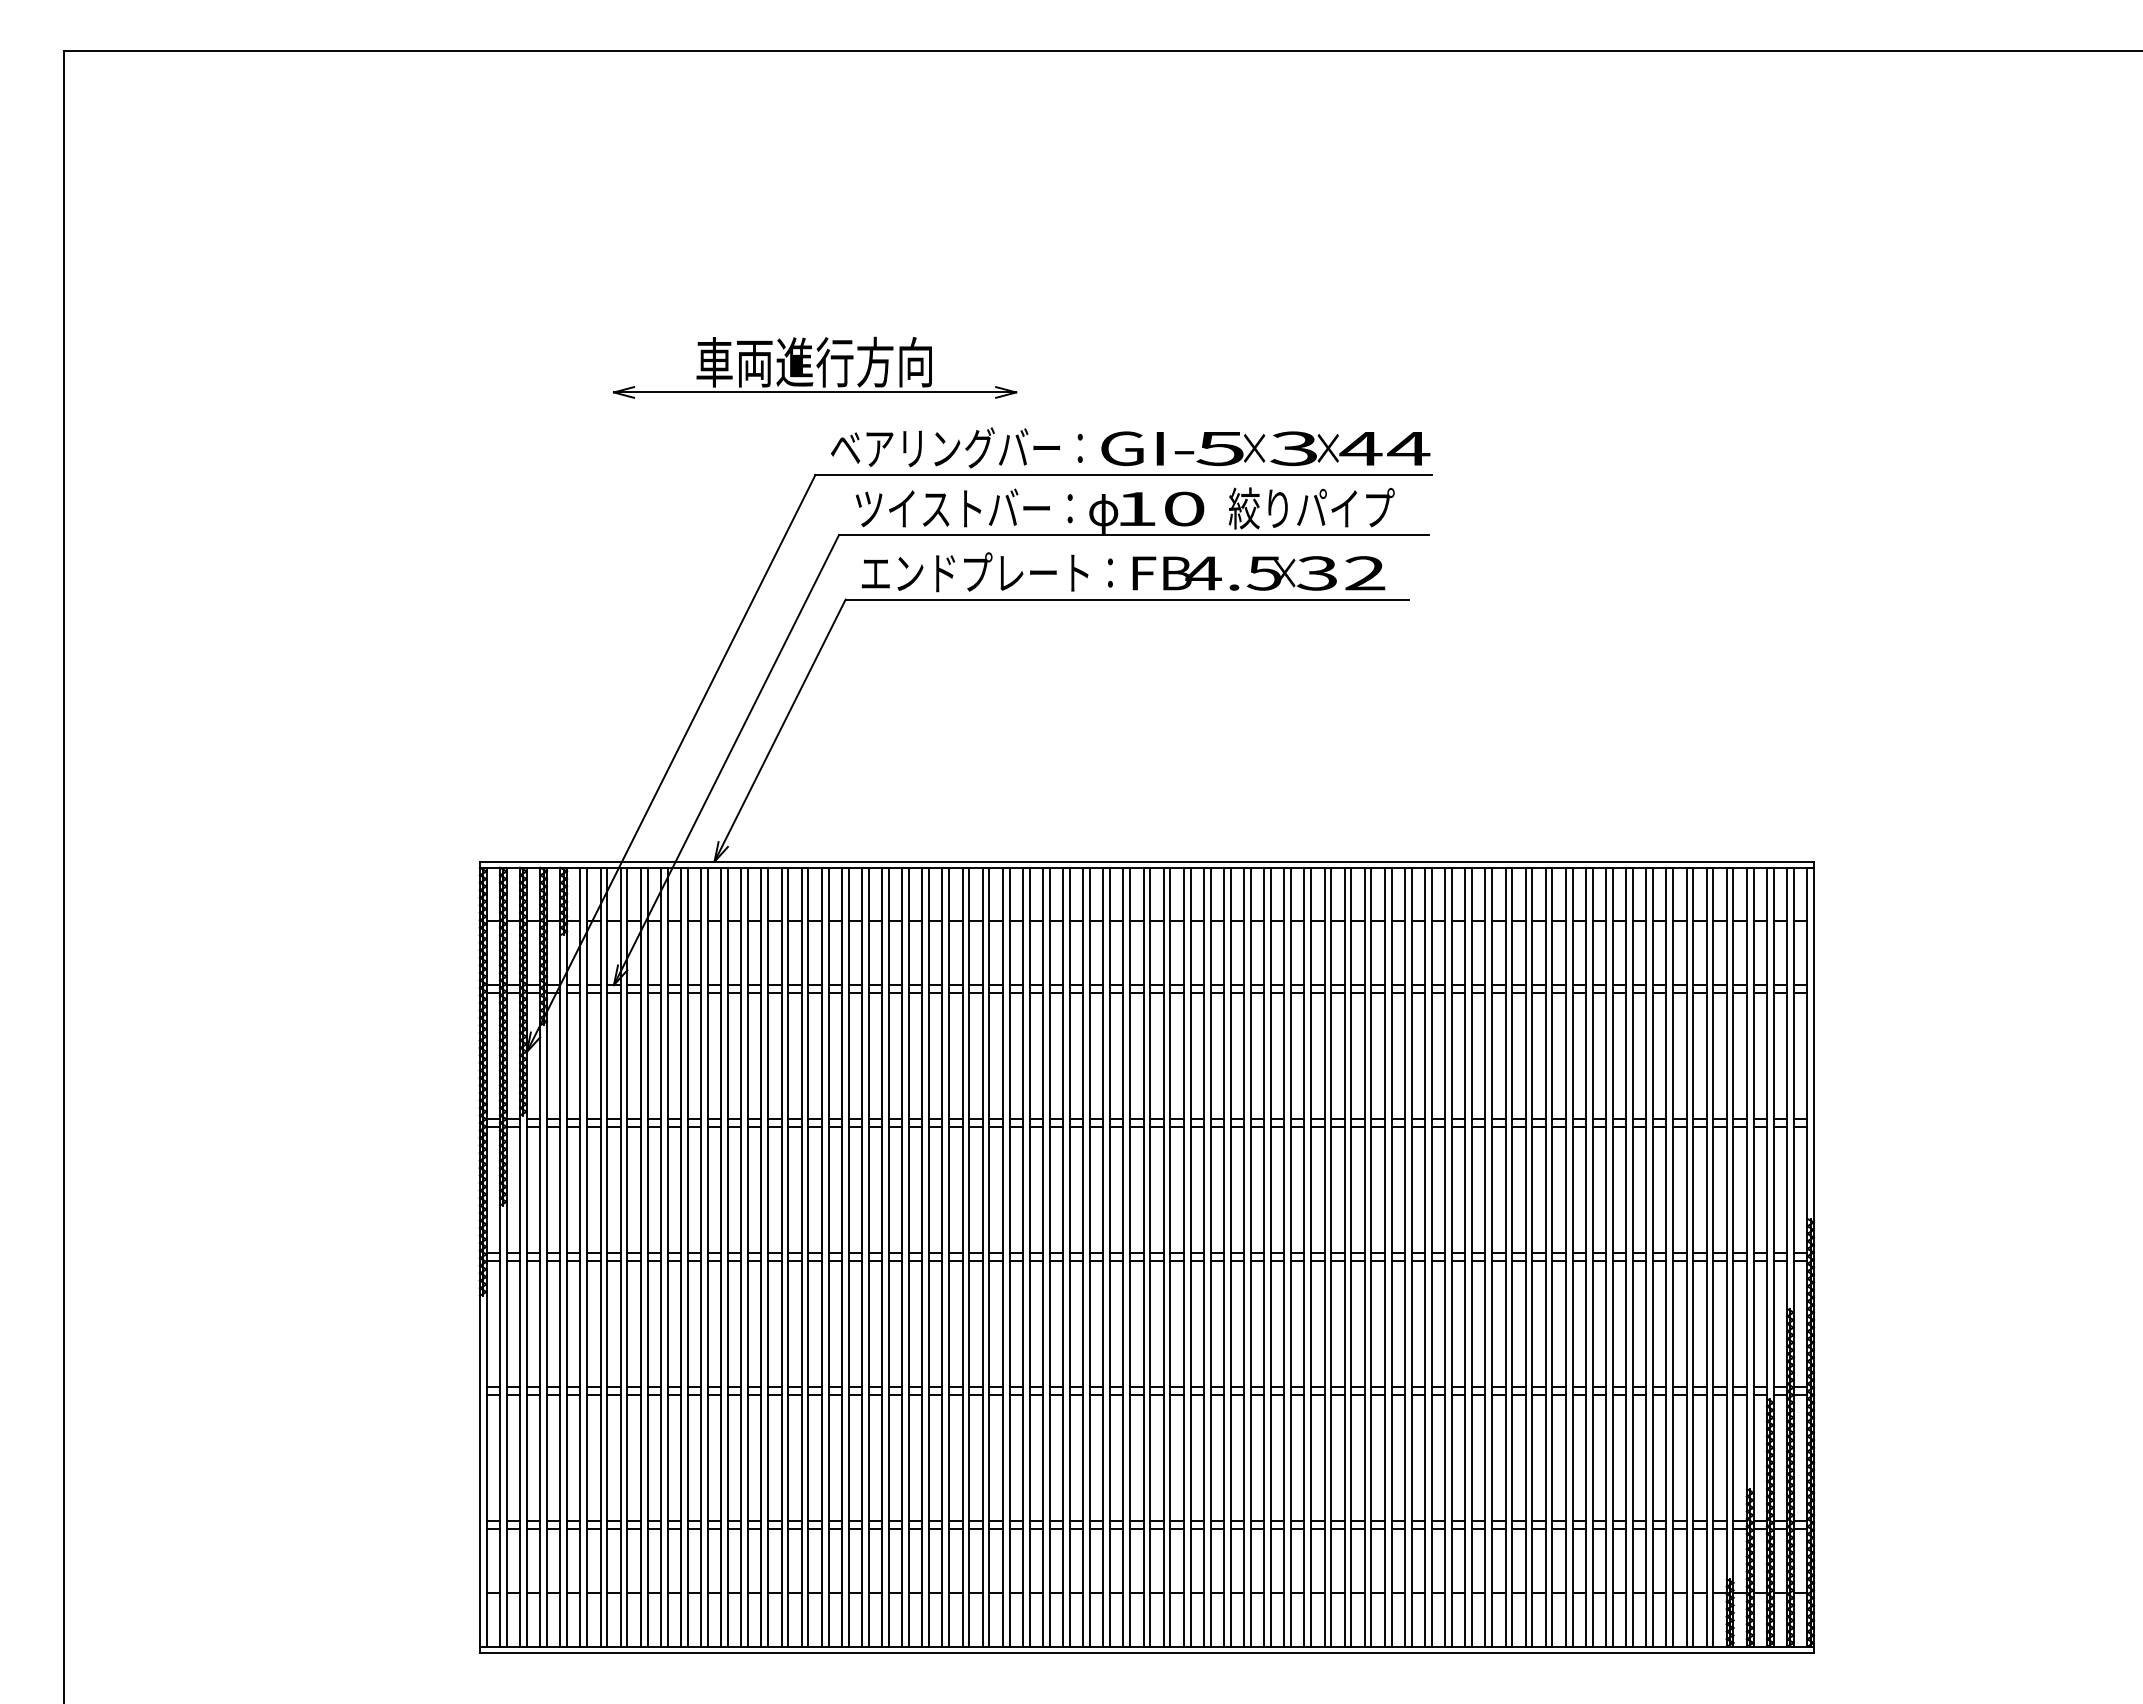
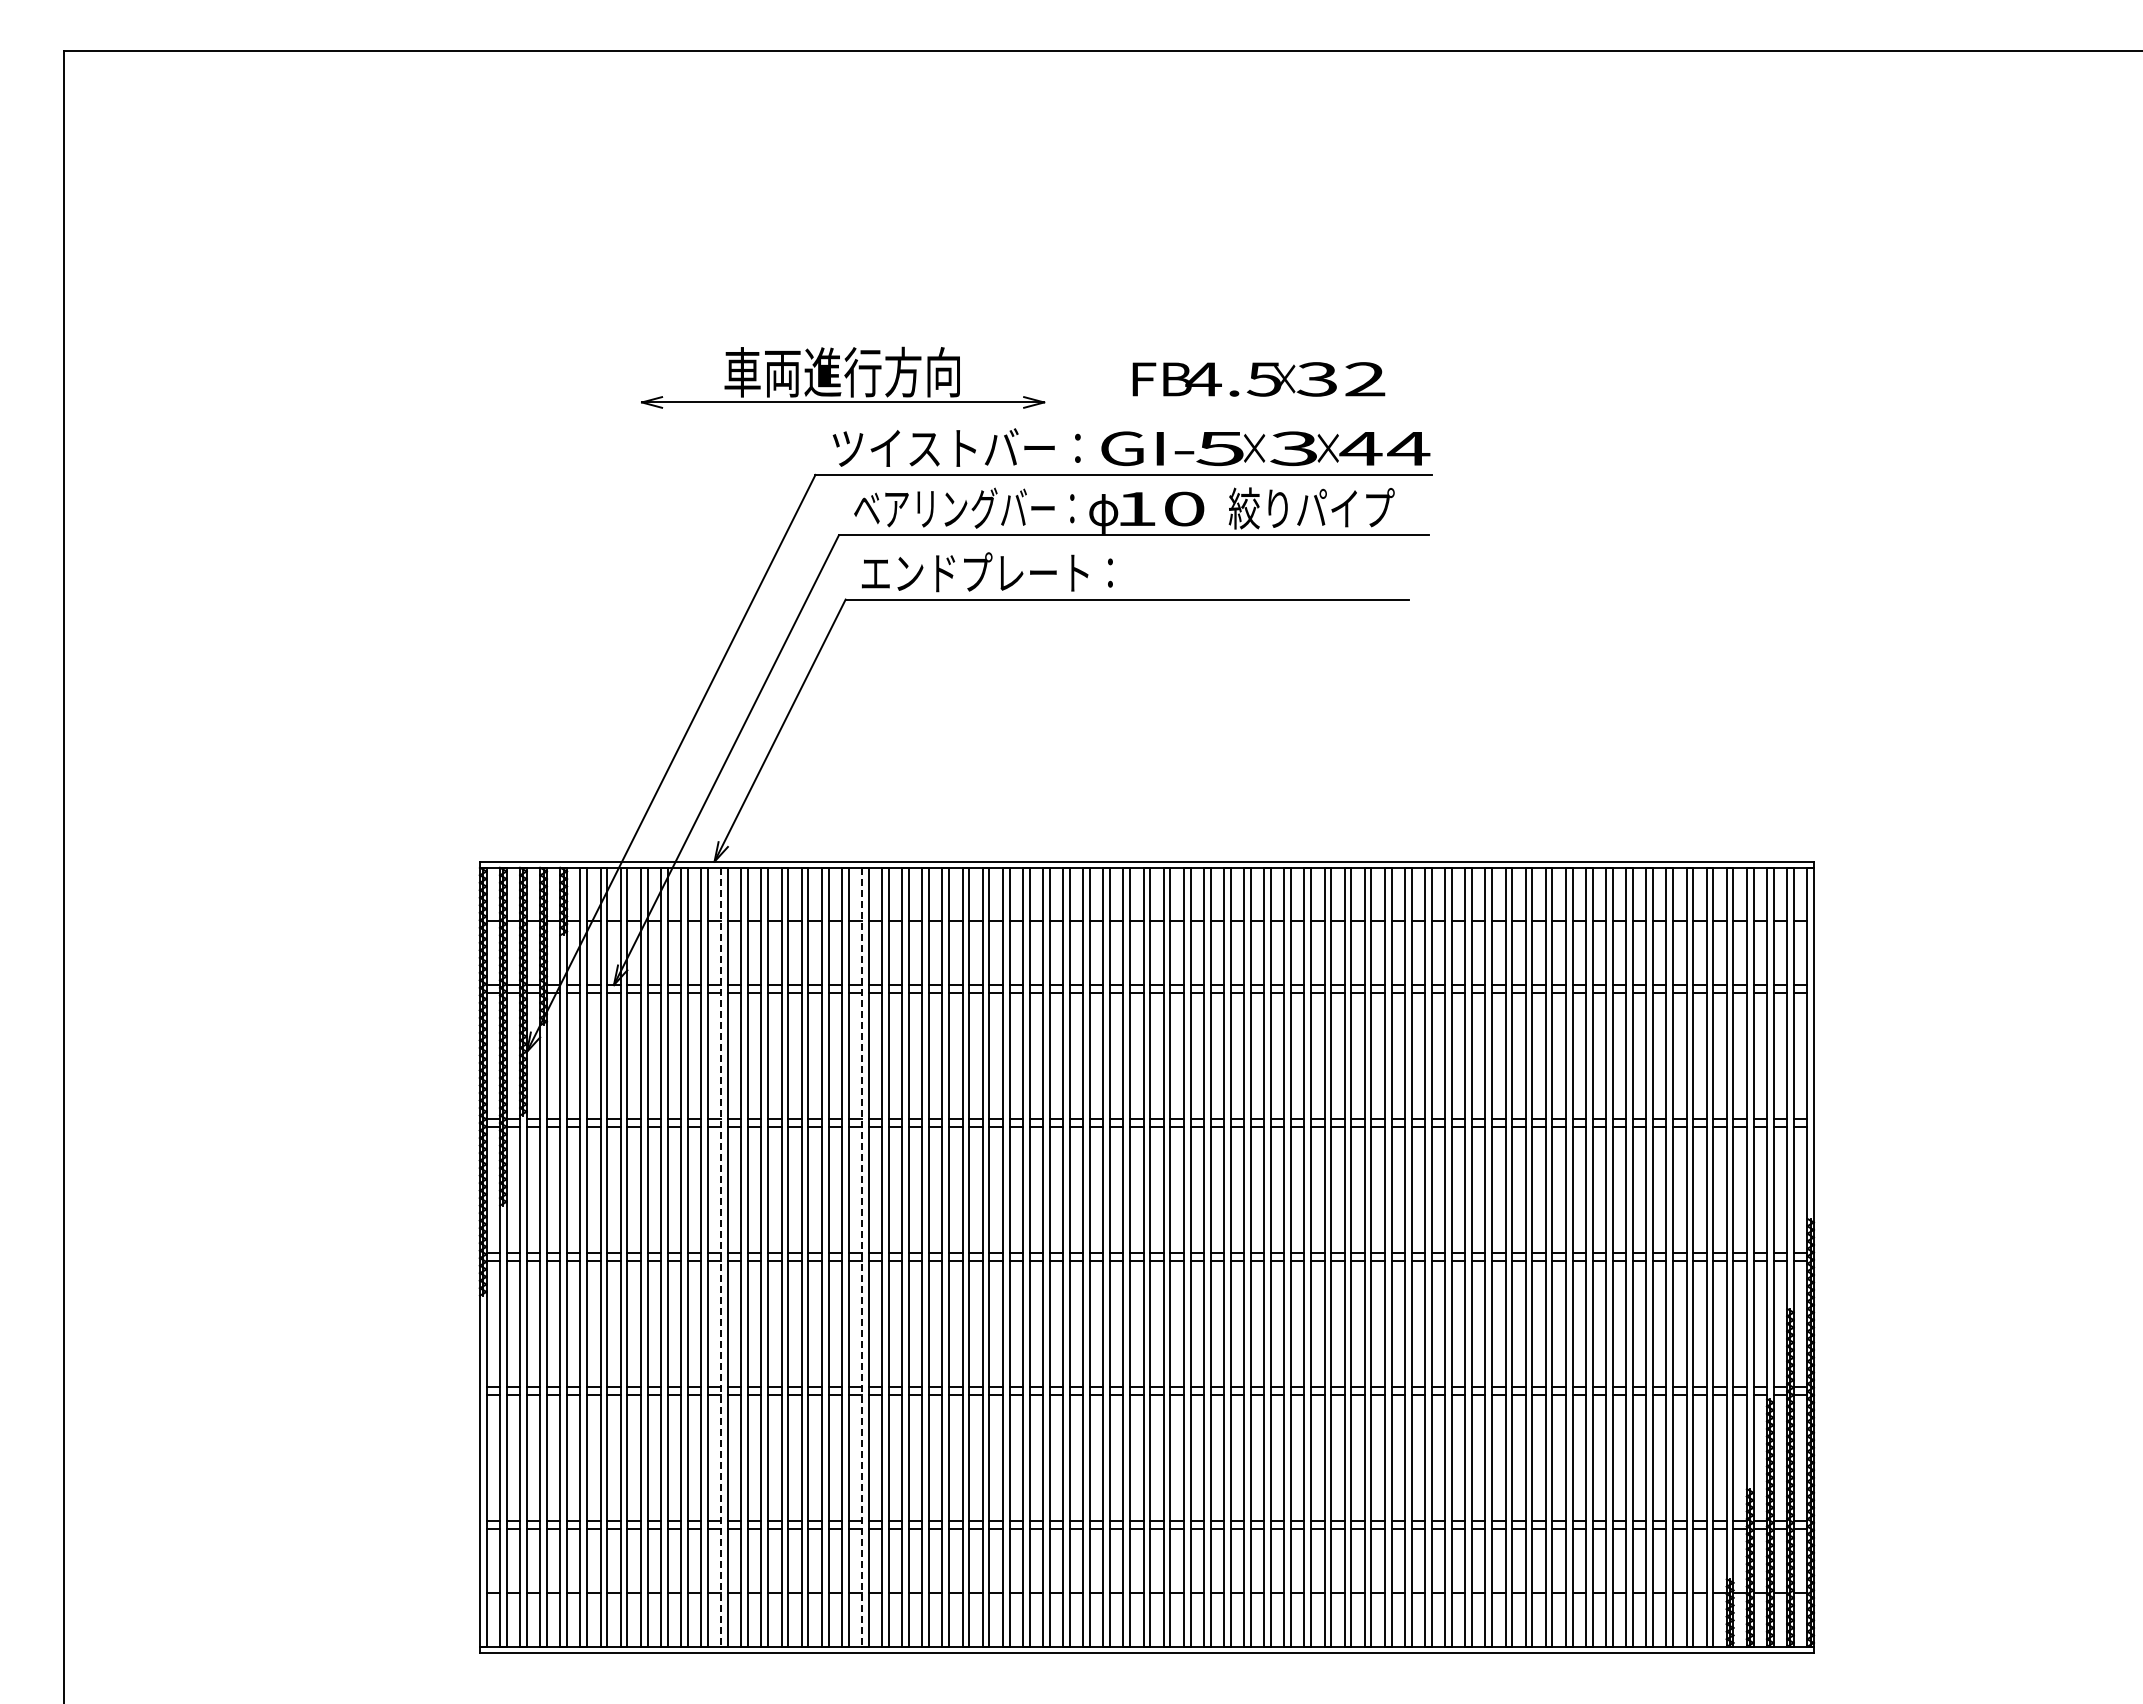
part position: (815, 367) -> (843, 377) (843, 377)
text: ベアリングバー： -> ツイストバー： (956, 447)
text: ツイストバー： -> ベアリングバー： (964, 507)
text position: (1258, 573) -> (1258, 379) (1258, 379)
line: solid -> dashed (721, 1257)
line: solid -> dashed (862, 1257)
